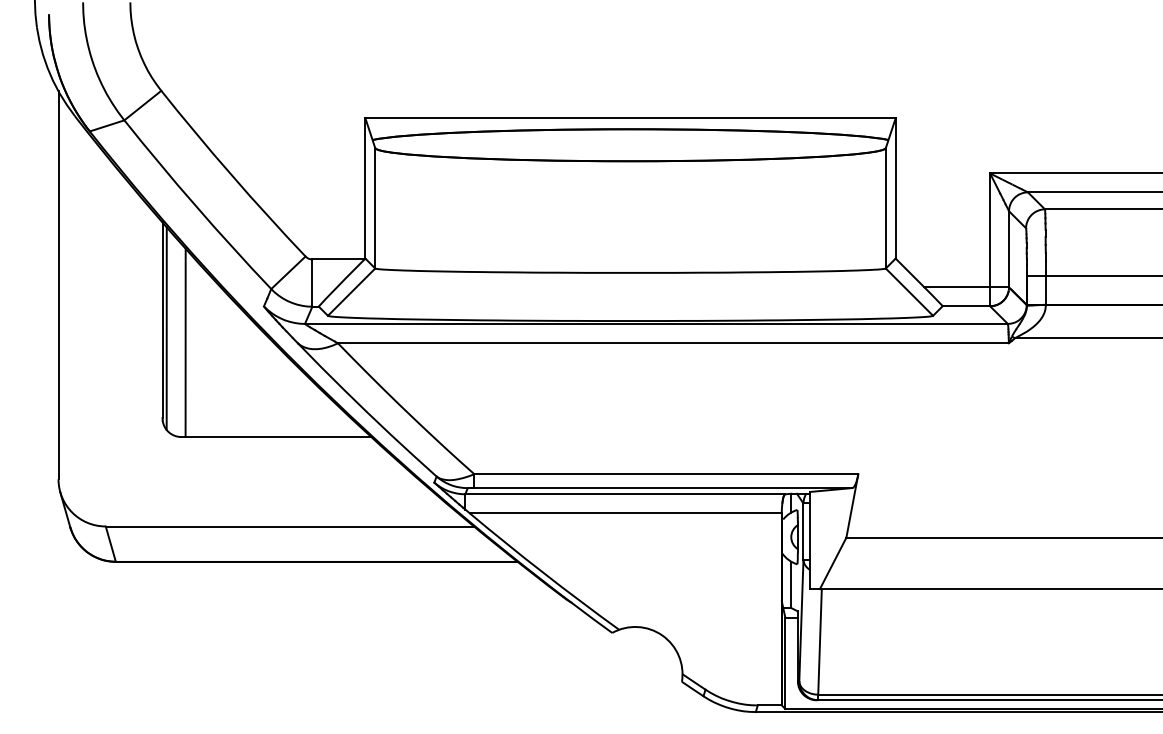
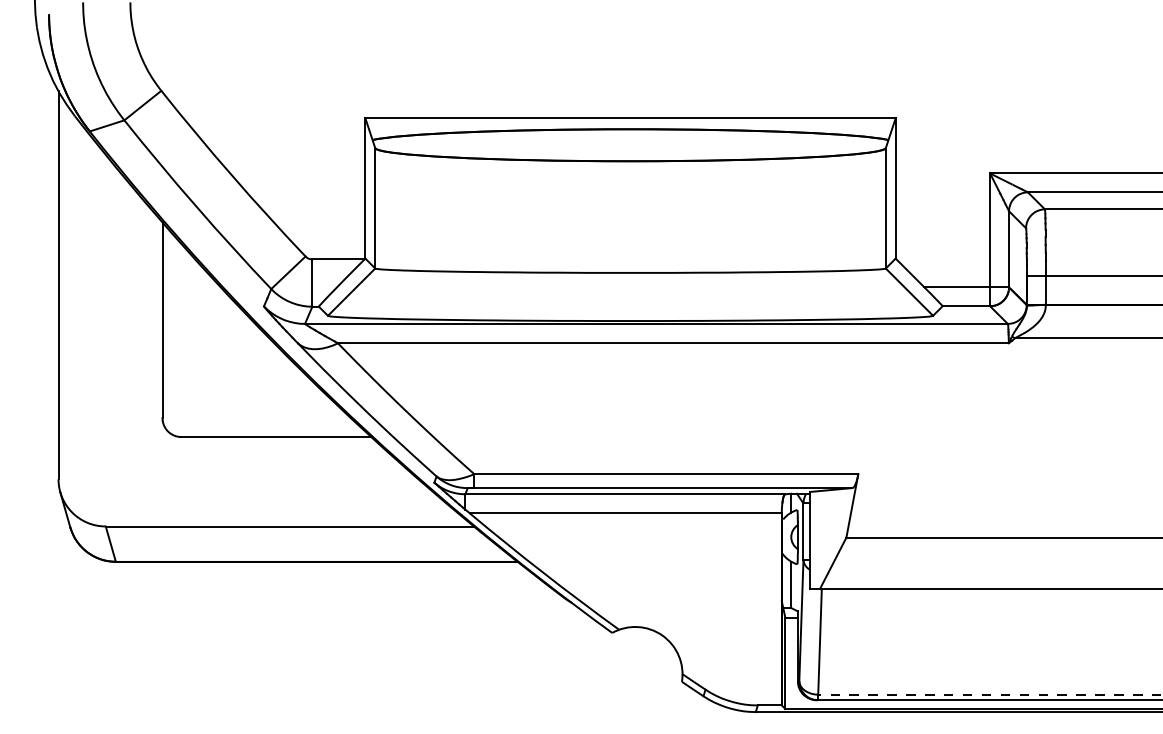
line: present -> none (166, 328)
line: present -> none (185, 342)
line: solid -> dashed (989, 694)
